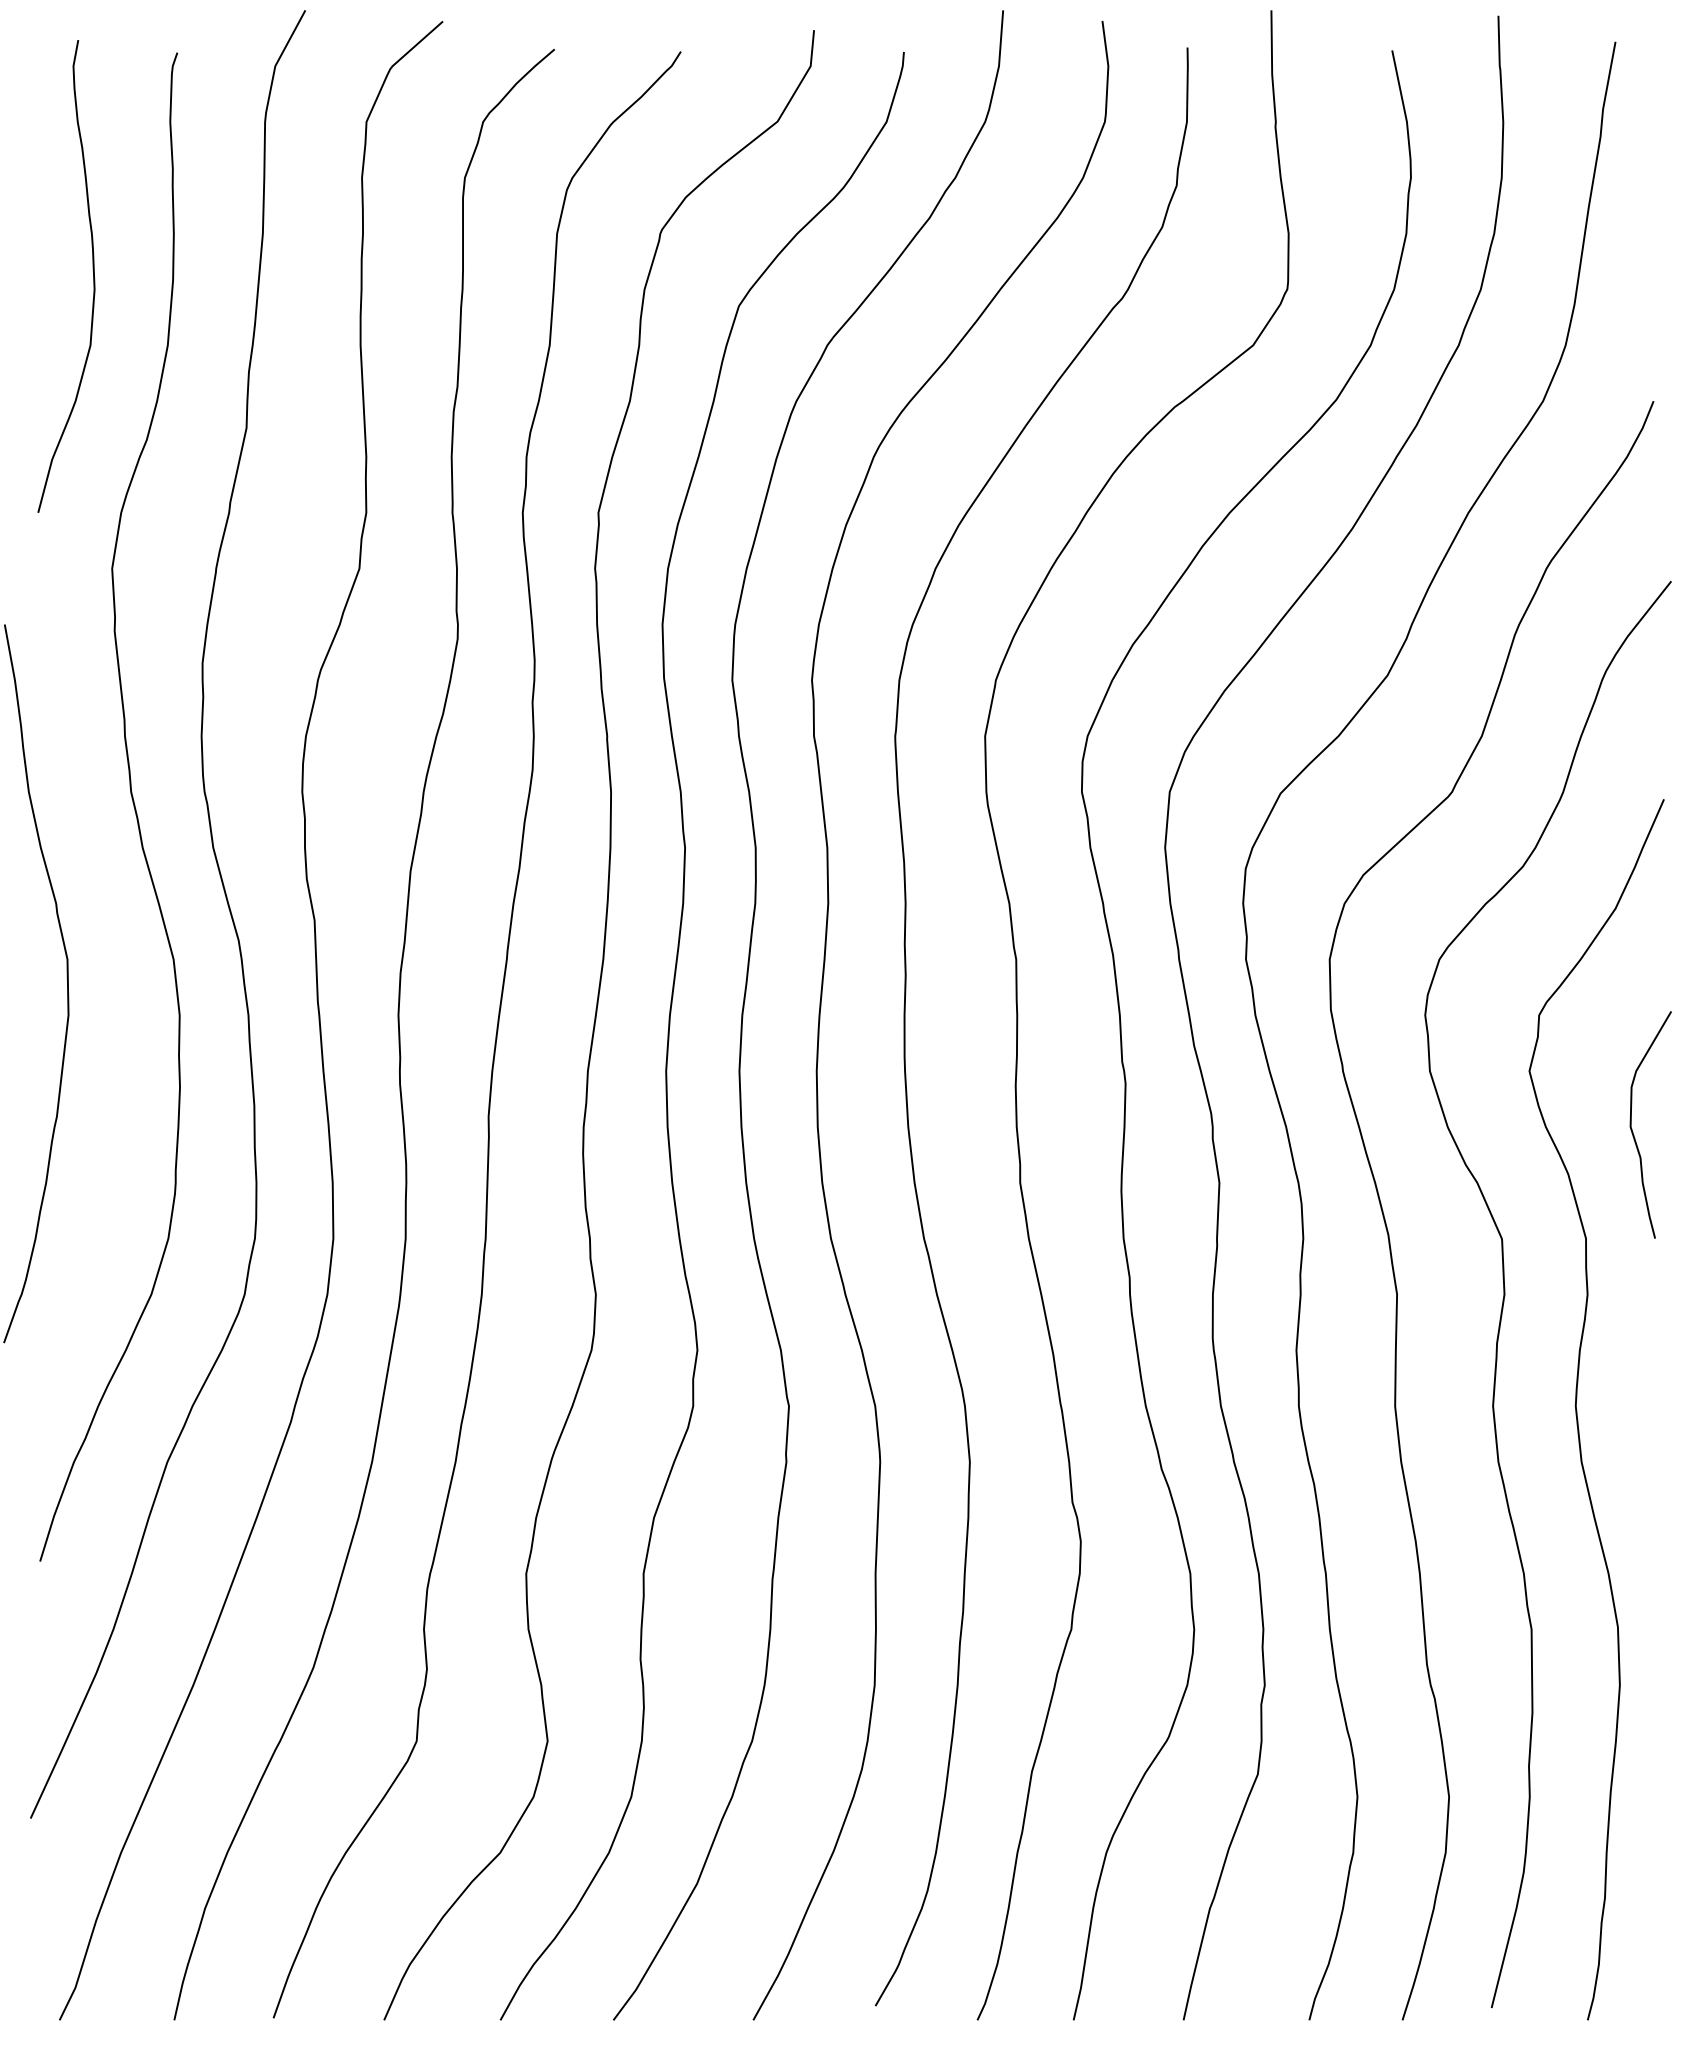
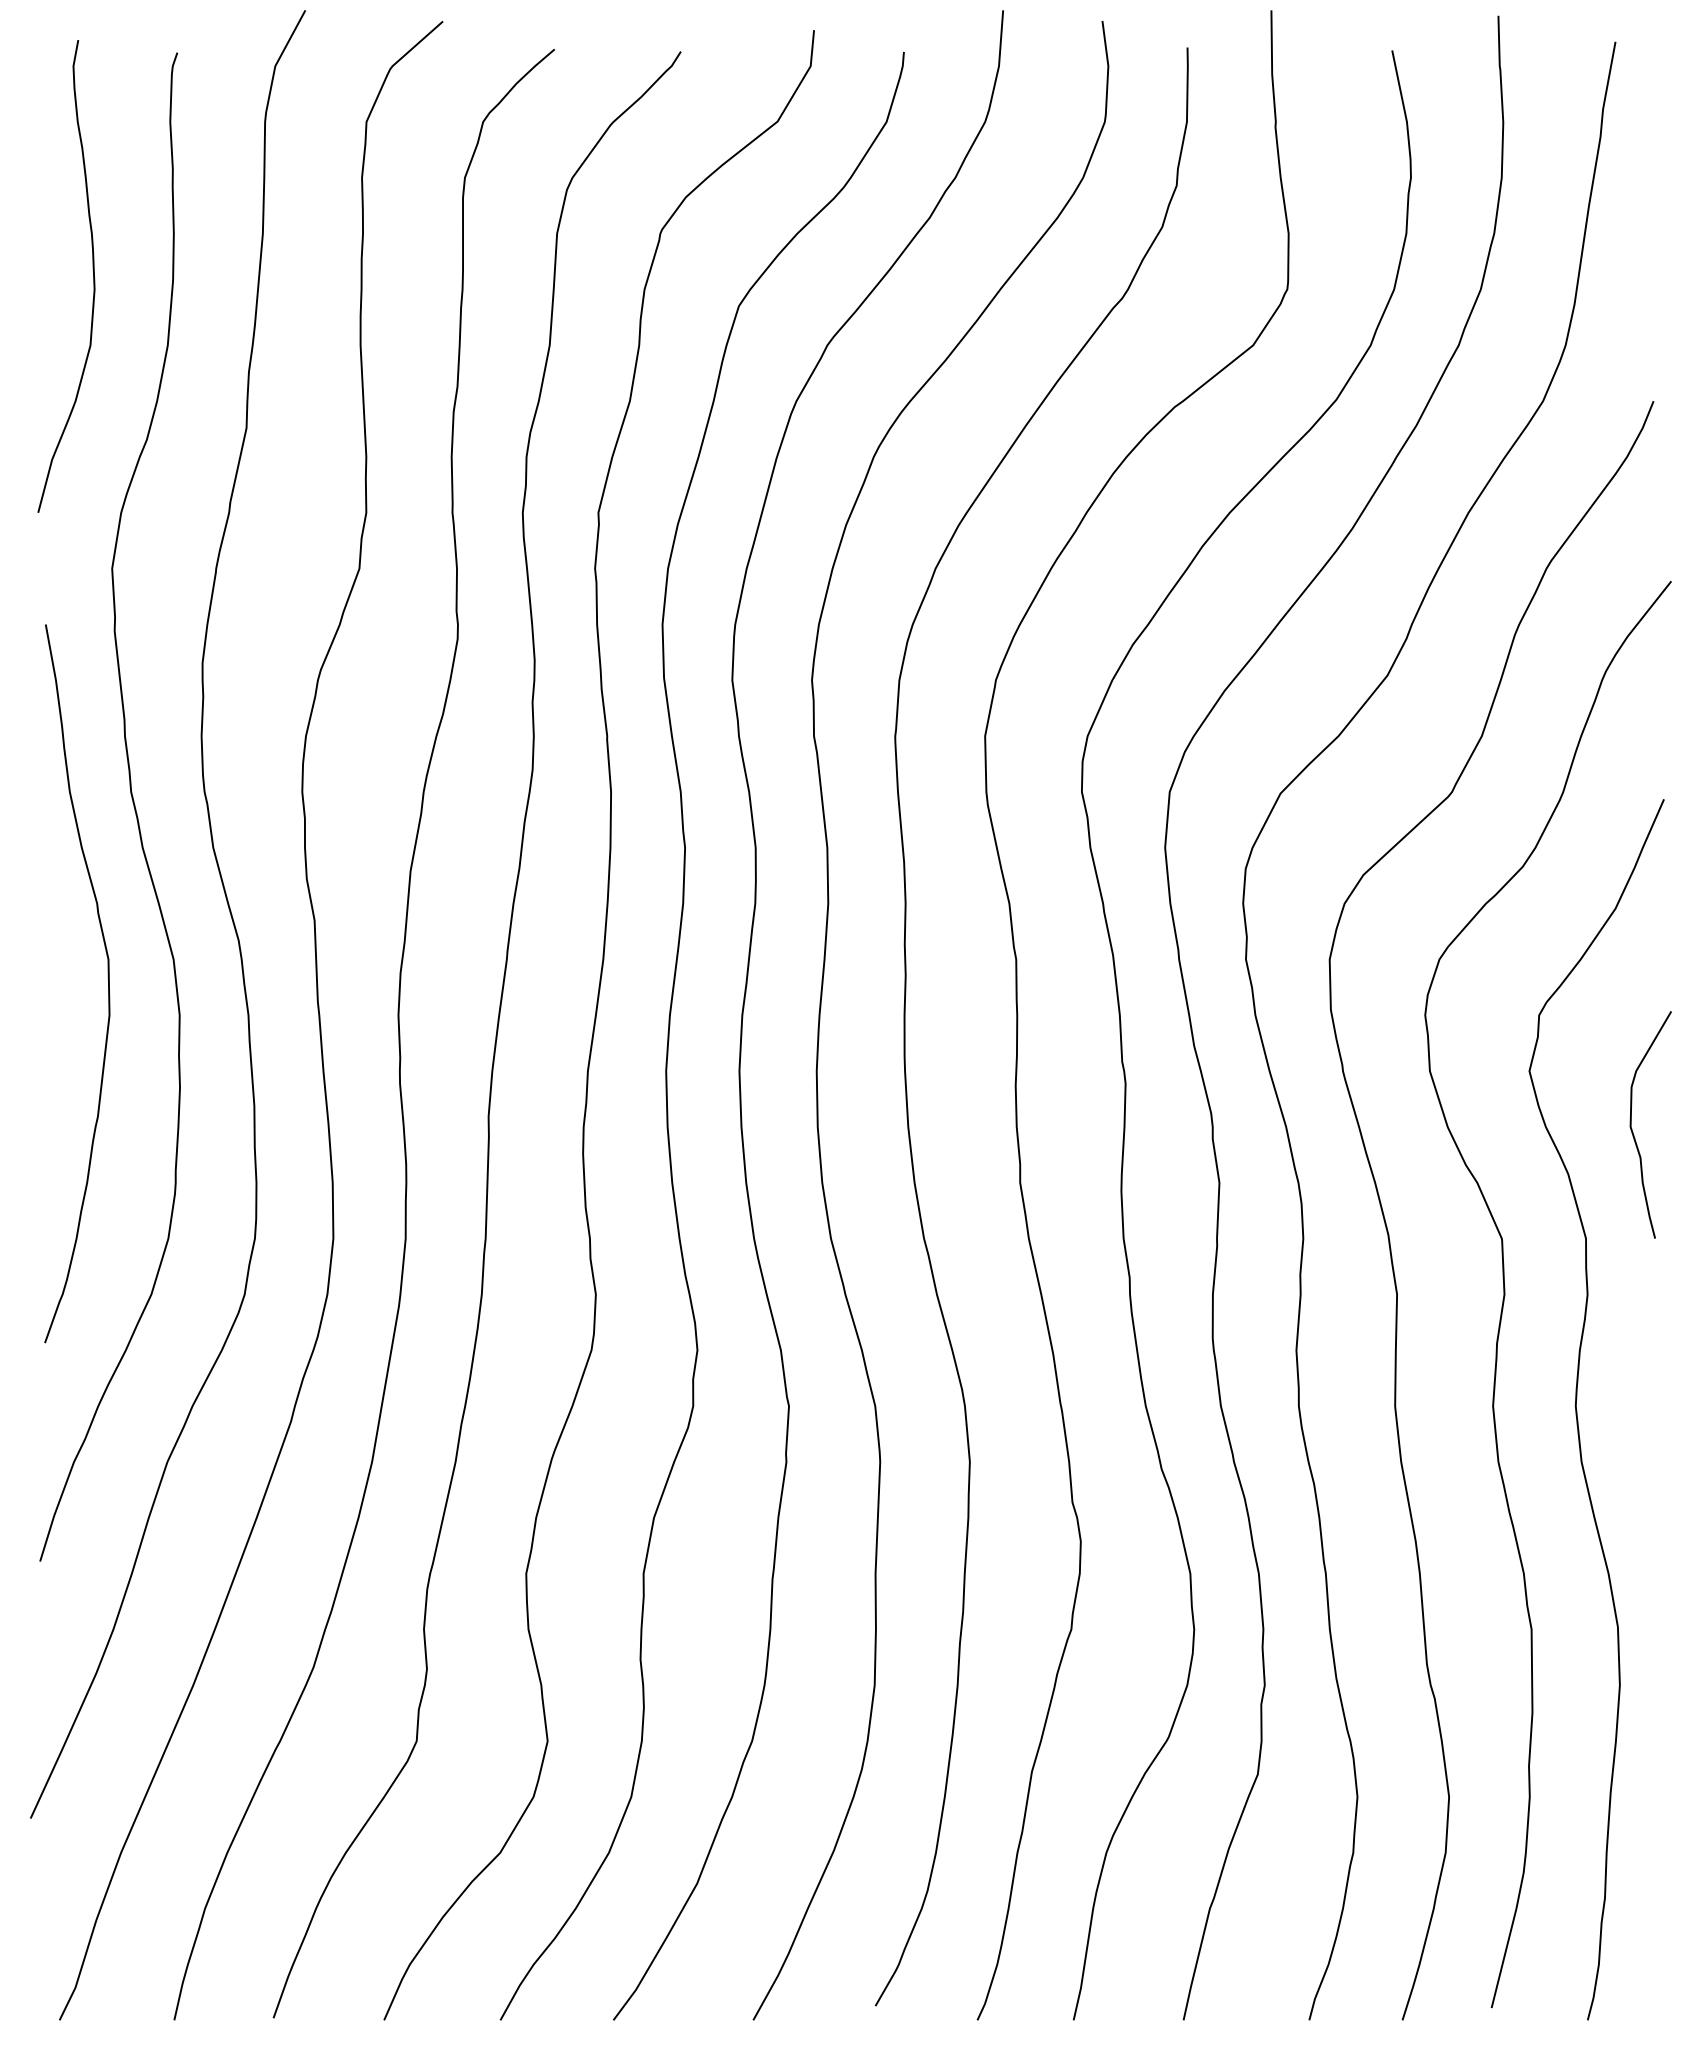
curve position: (66, 976) -> (107, 976) (107, 976)
